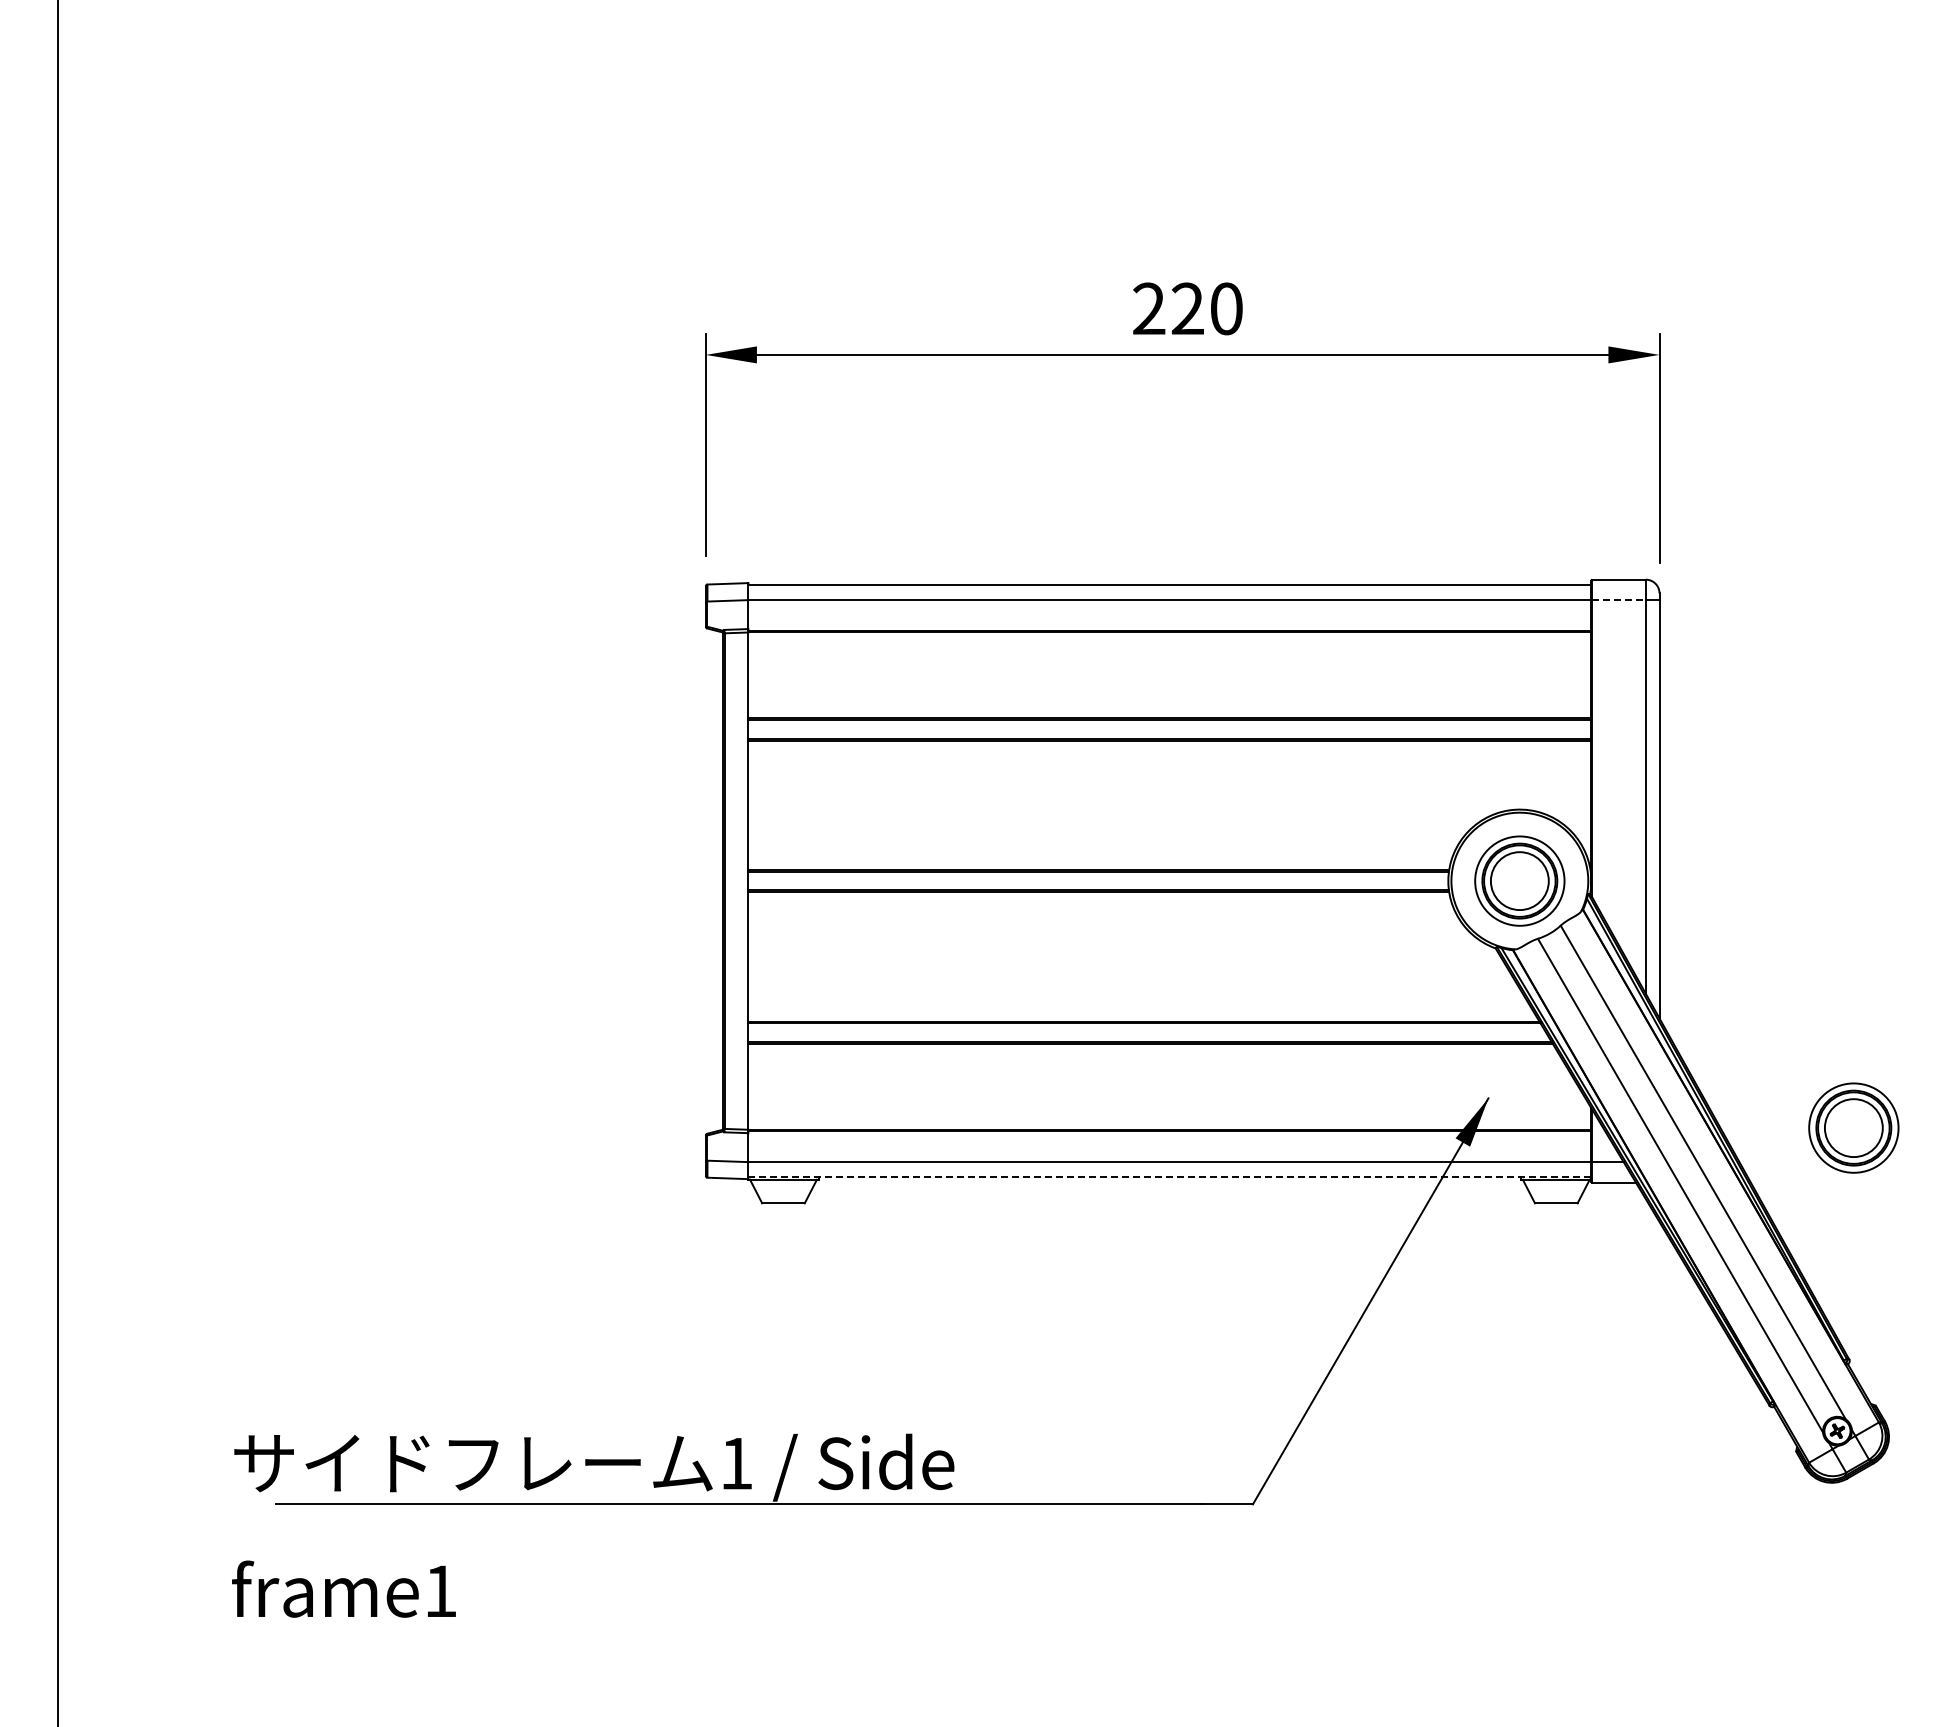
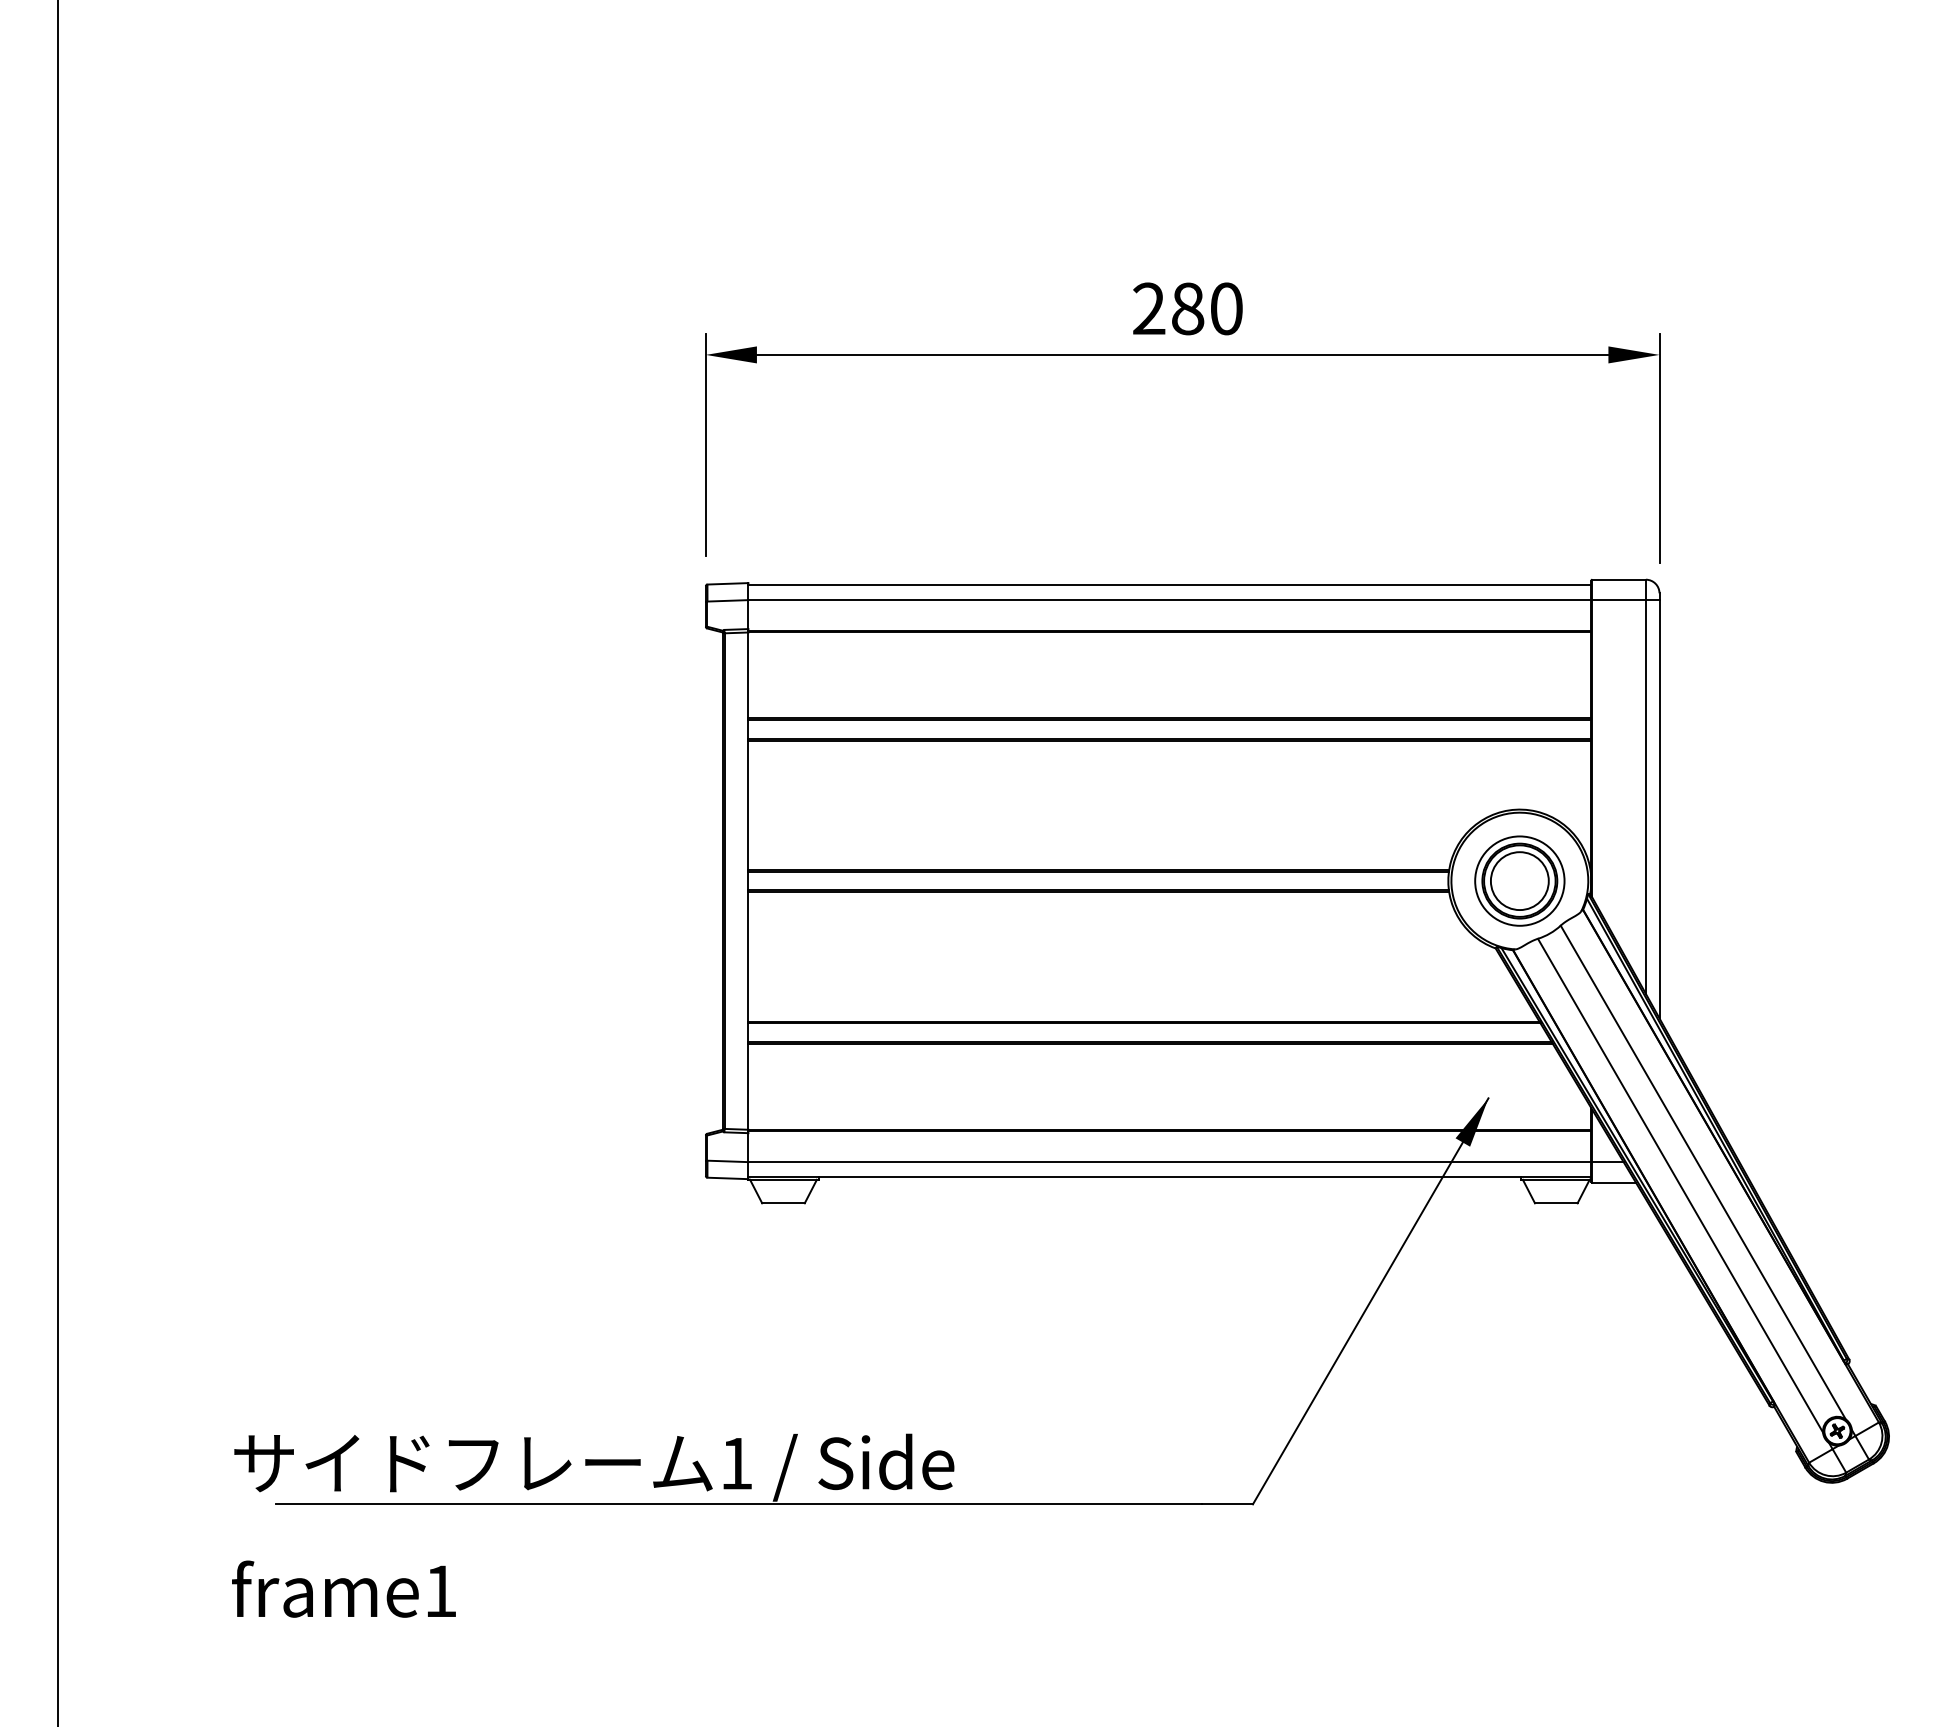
text: 220 -> 280 (1187, 308)
line: dashed -> solid (1619, 600)
part: present -> none (1853, 1127)
line: dashed -> solid (1169, 1177)
